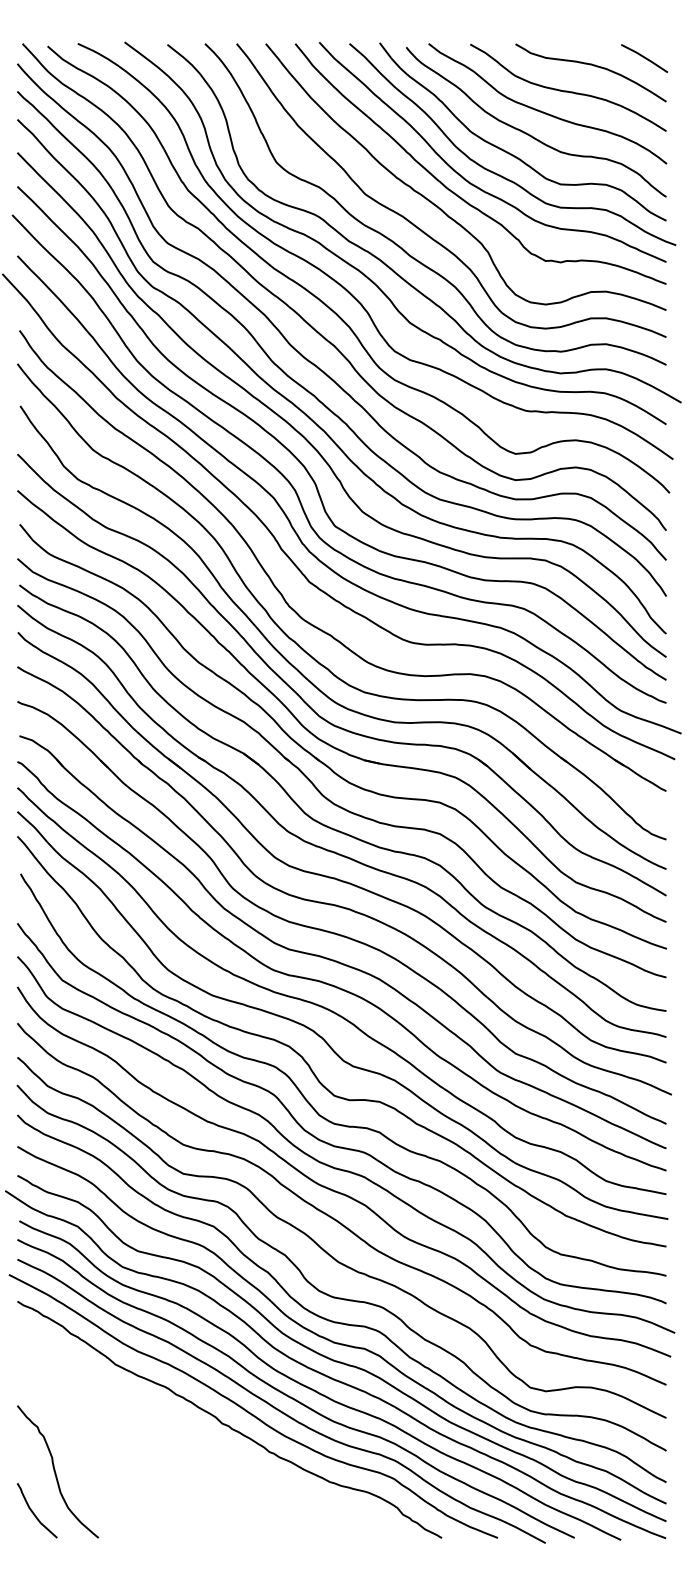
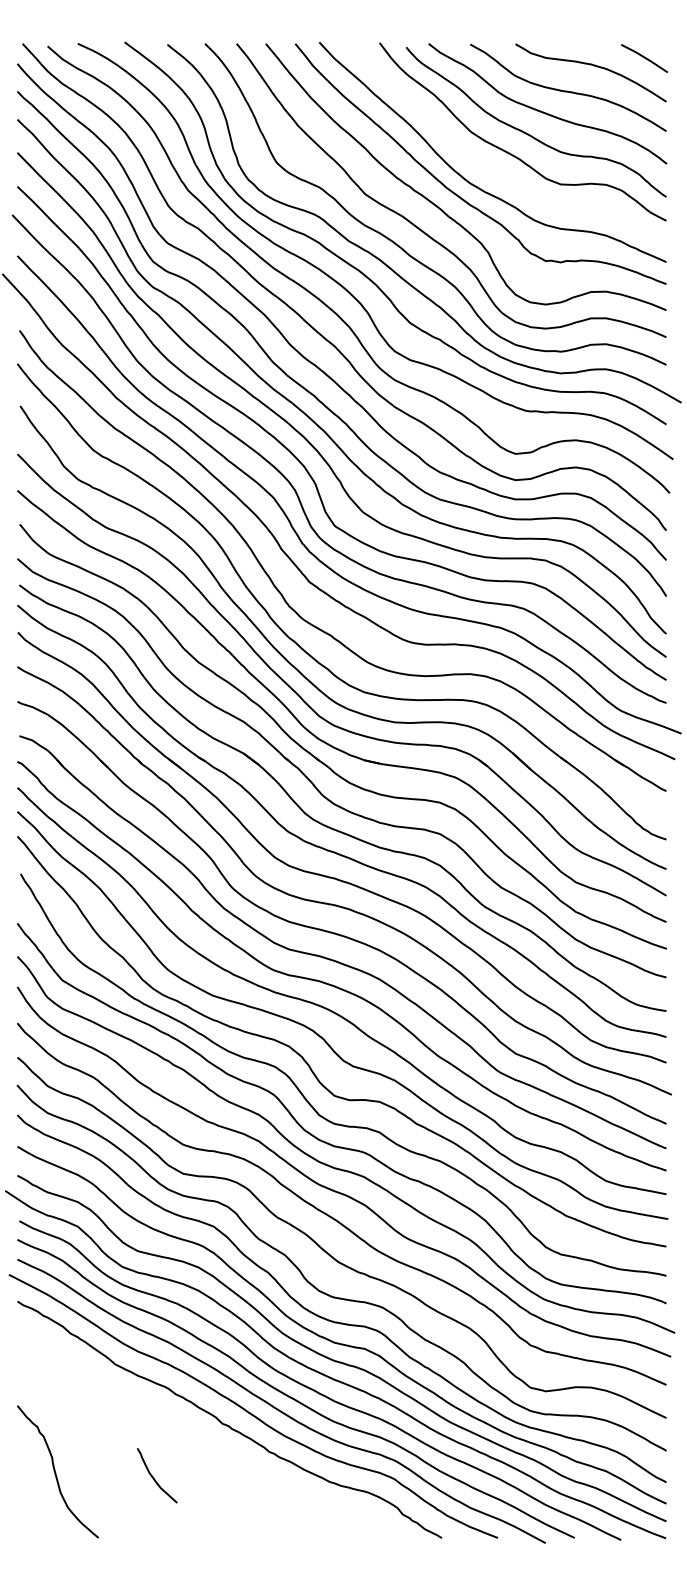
curve: present -> none (497, 173)
curve position: (33, 1511) -> (153, 1476) (153, 1476)
